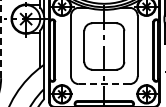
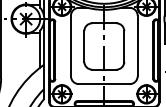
line: dashed -> solid (1, 39)
line: dashed -> solid (104, 84)
